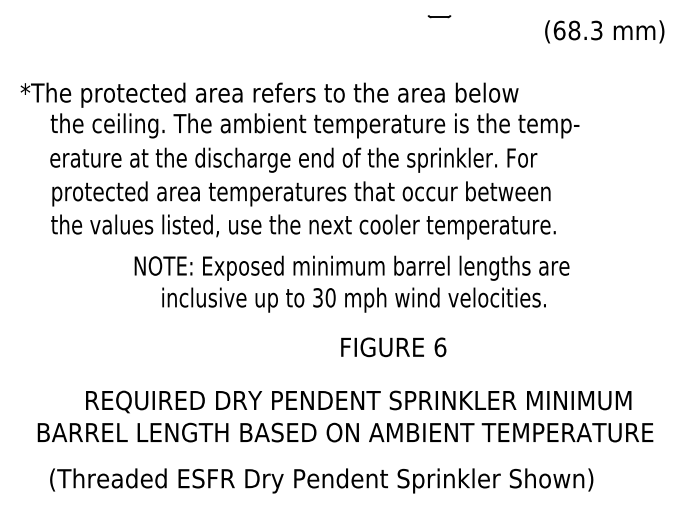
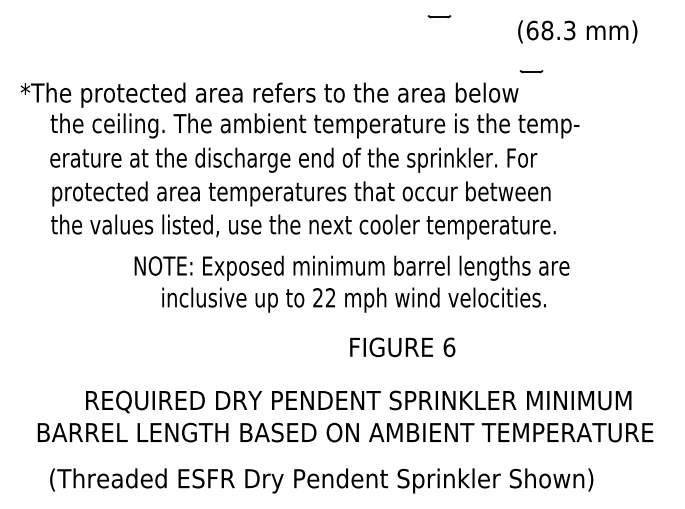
text position: (604, 31) -> (577, 31) (577, 31)
part: none -> present (531, 71)
text: 30 -> 22 (324, 297)
text position: (393, 347) -> (402, 347) (402, 347)
